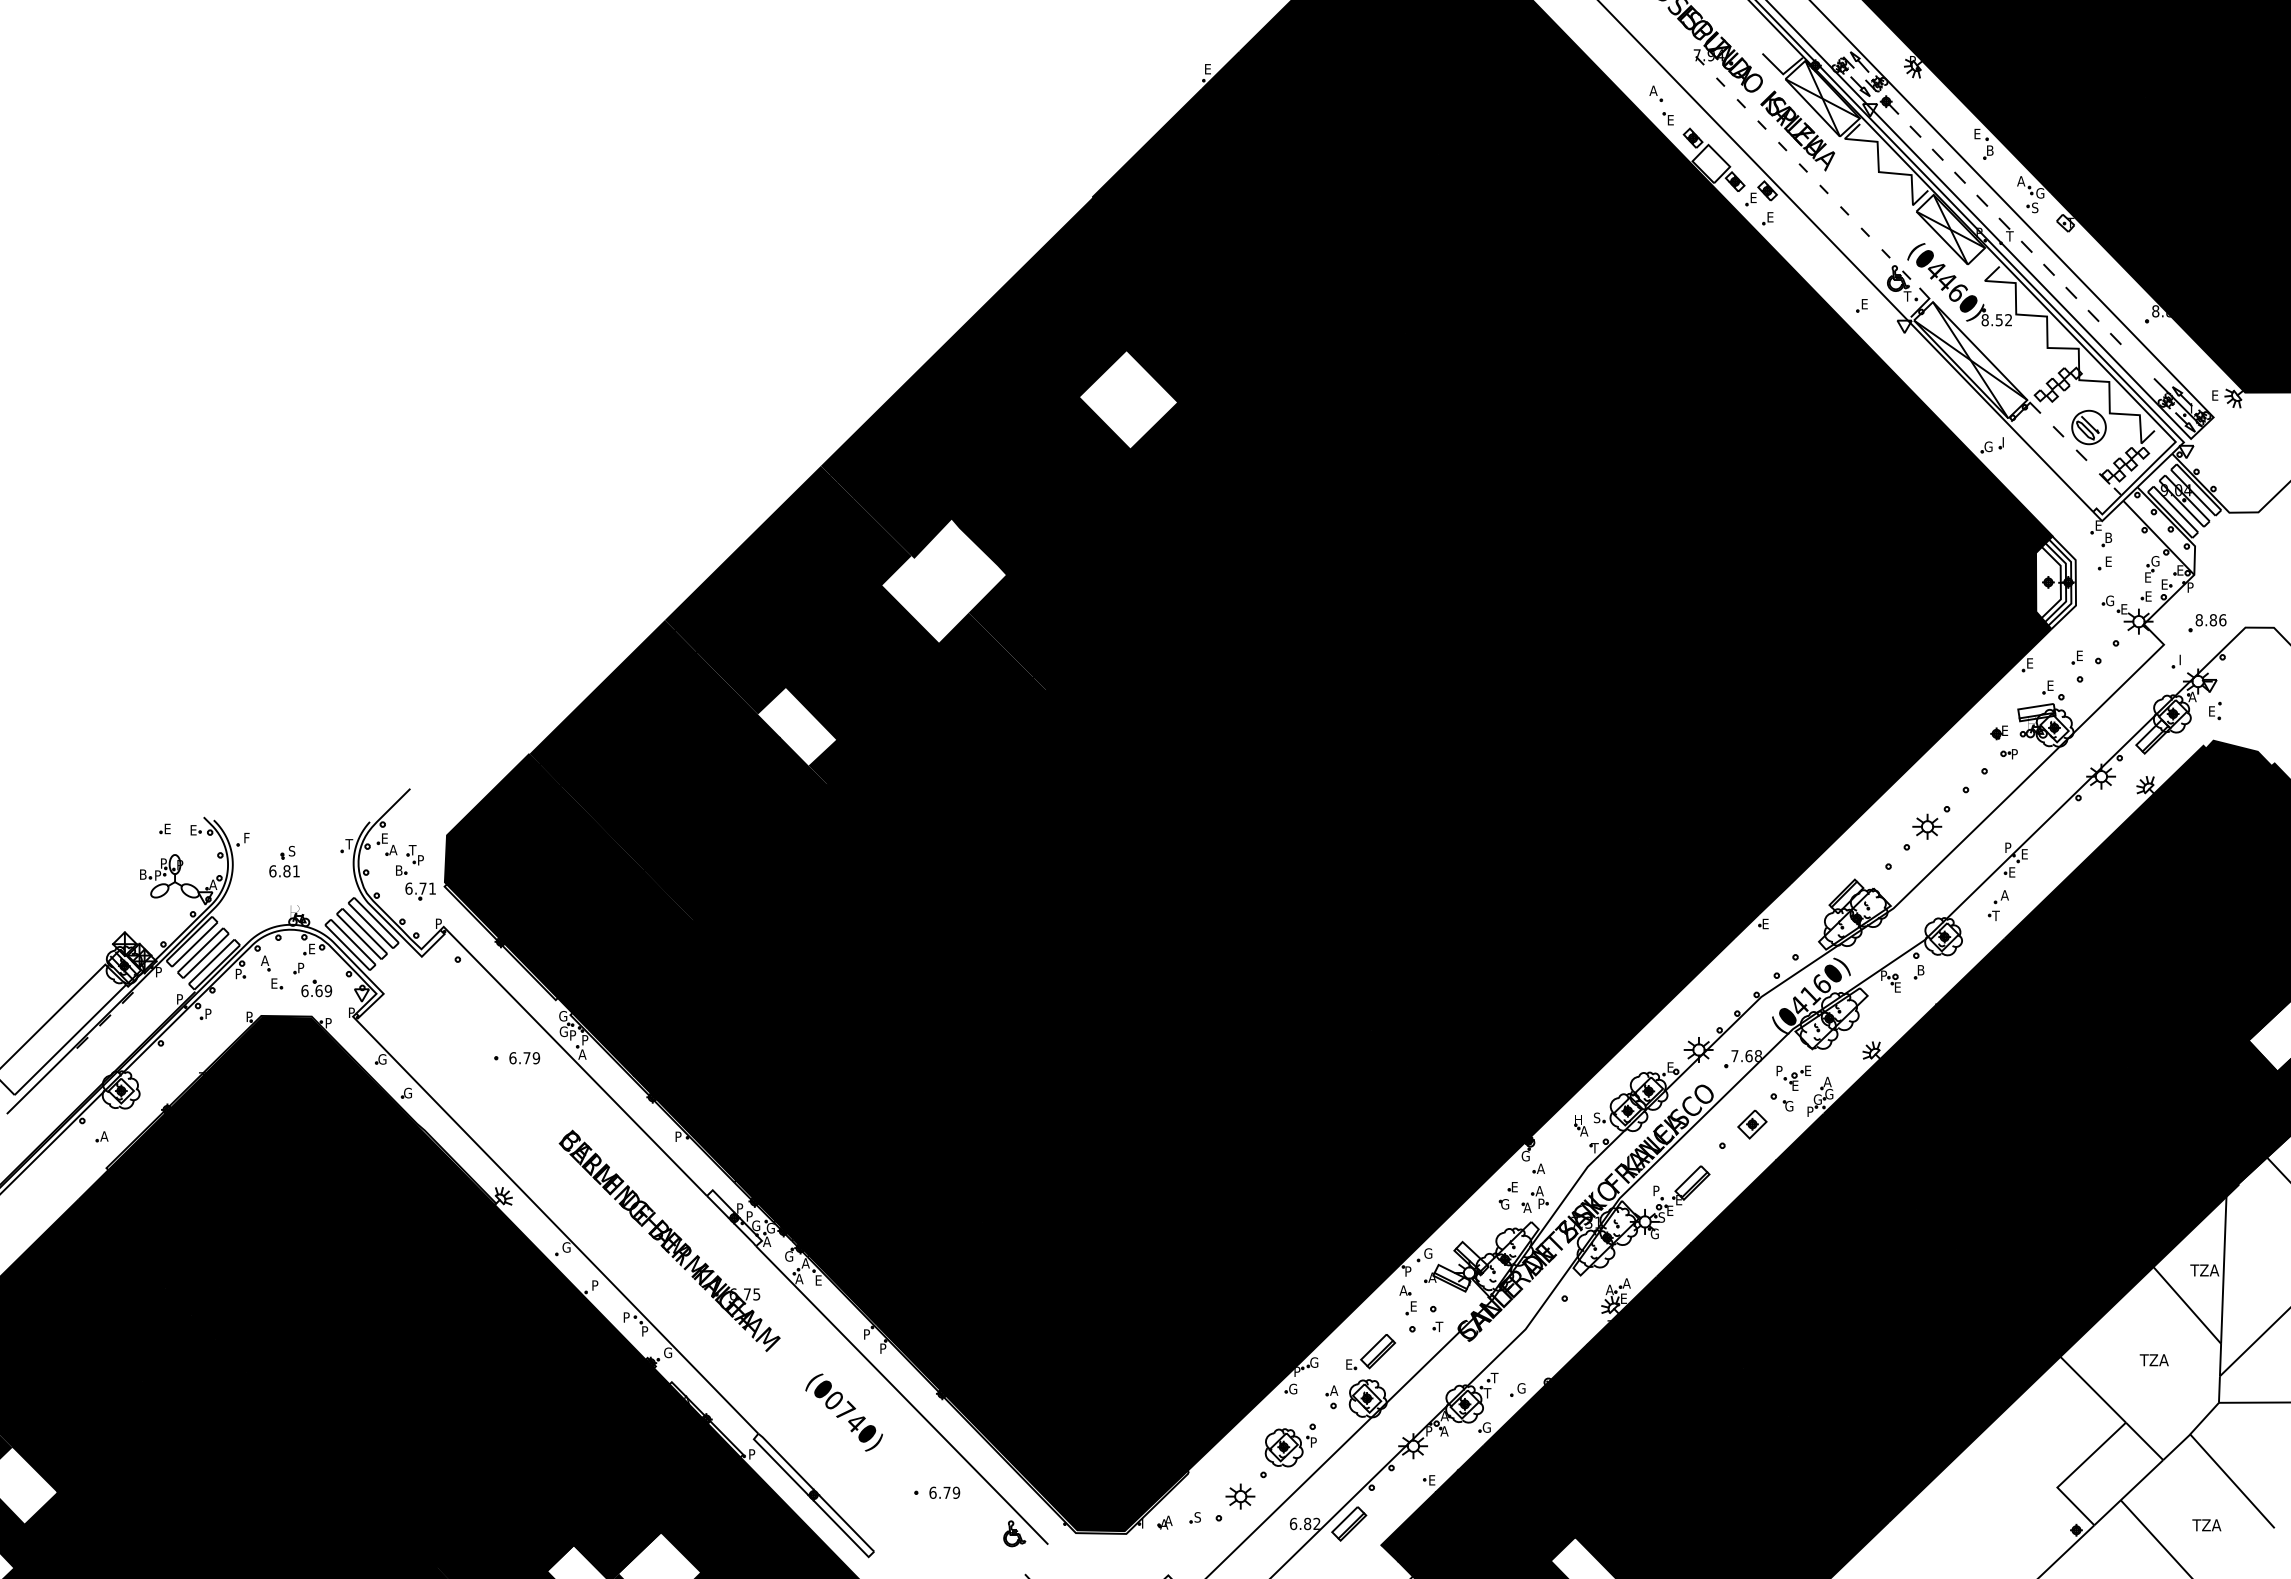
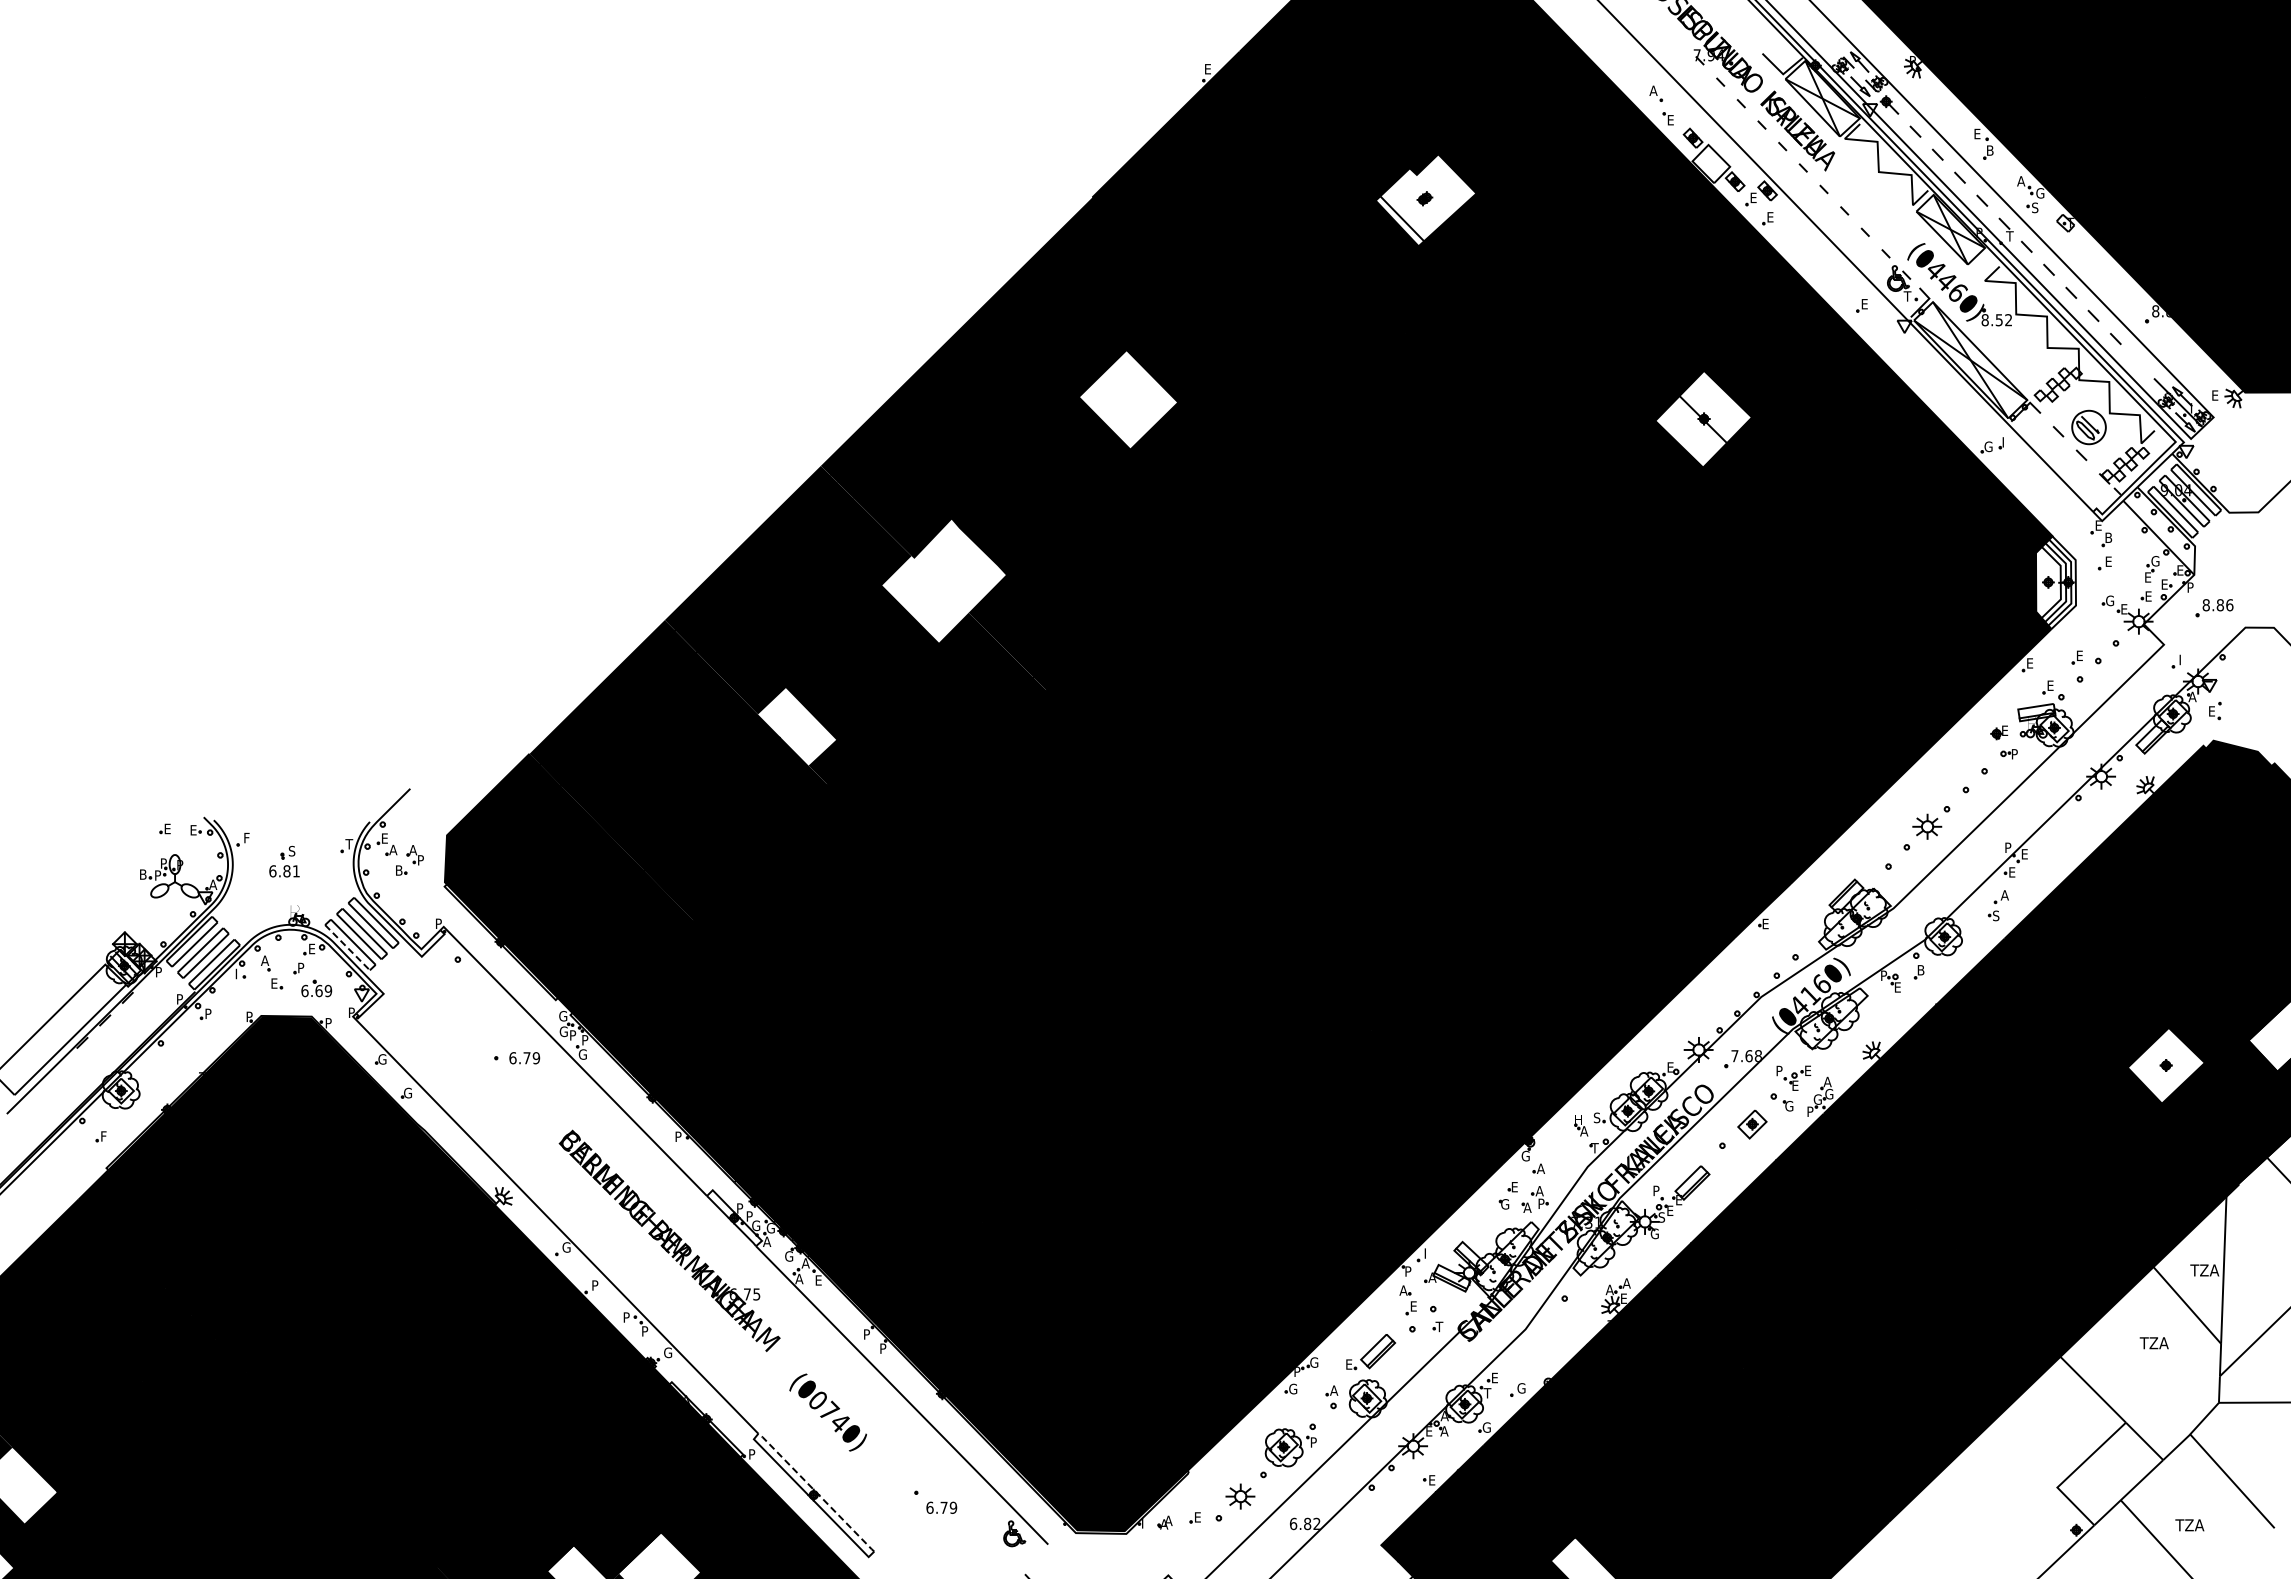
fill: present -> none (1425, 200)
fill: present -> none (1703, 418)
part position: (2207, 623) -> (2214, 608) (2214, 608)
text: T -> A (412, 850)
part: present -> none (420, 891)
text: T -> S (1995, 915)
line: solid -> dashed (347, 947)
text: P -> I (239, 971)
text: A -> G (582, 1054)
fill: present -> none (2165, 1065)
text: A -> F (104, 1136)
text: G -> I (1428, 1253)
text position: (2153, 1360) -> (2153, 1343) (2153, 1343)
text: T -> E (1494, 1377)
text position: (843, 1412) -> (827, 1412) (827, 1412)
text: P -> E (1429, 1431)
line: solid -> dashed (816, 1492)
text position: (944, 1492) -> (941, 1507) (941, 1507)
text: S -> E (1197, 1517)
part: present -> none (1349, 1523)
text position: (2206, 1525) -> (2189, 1525) (2189, 1525)
